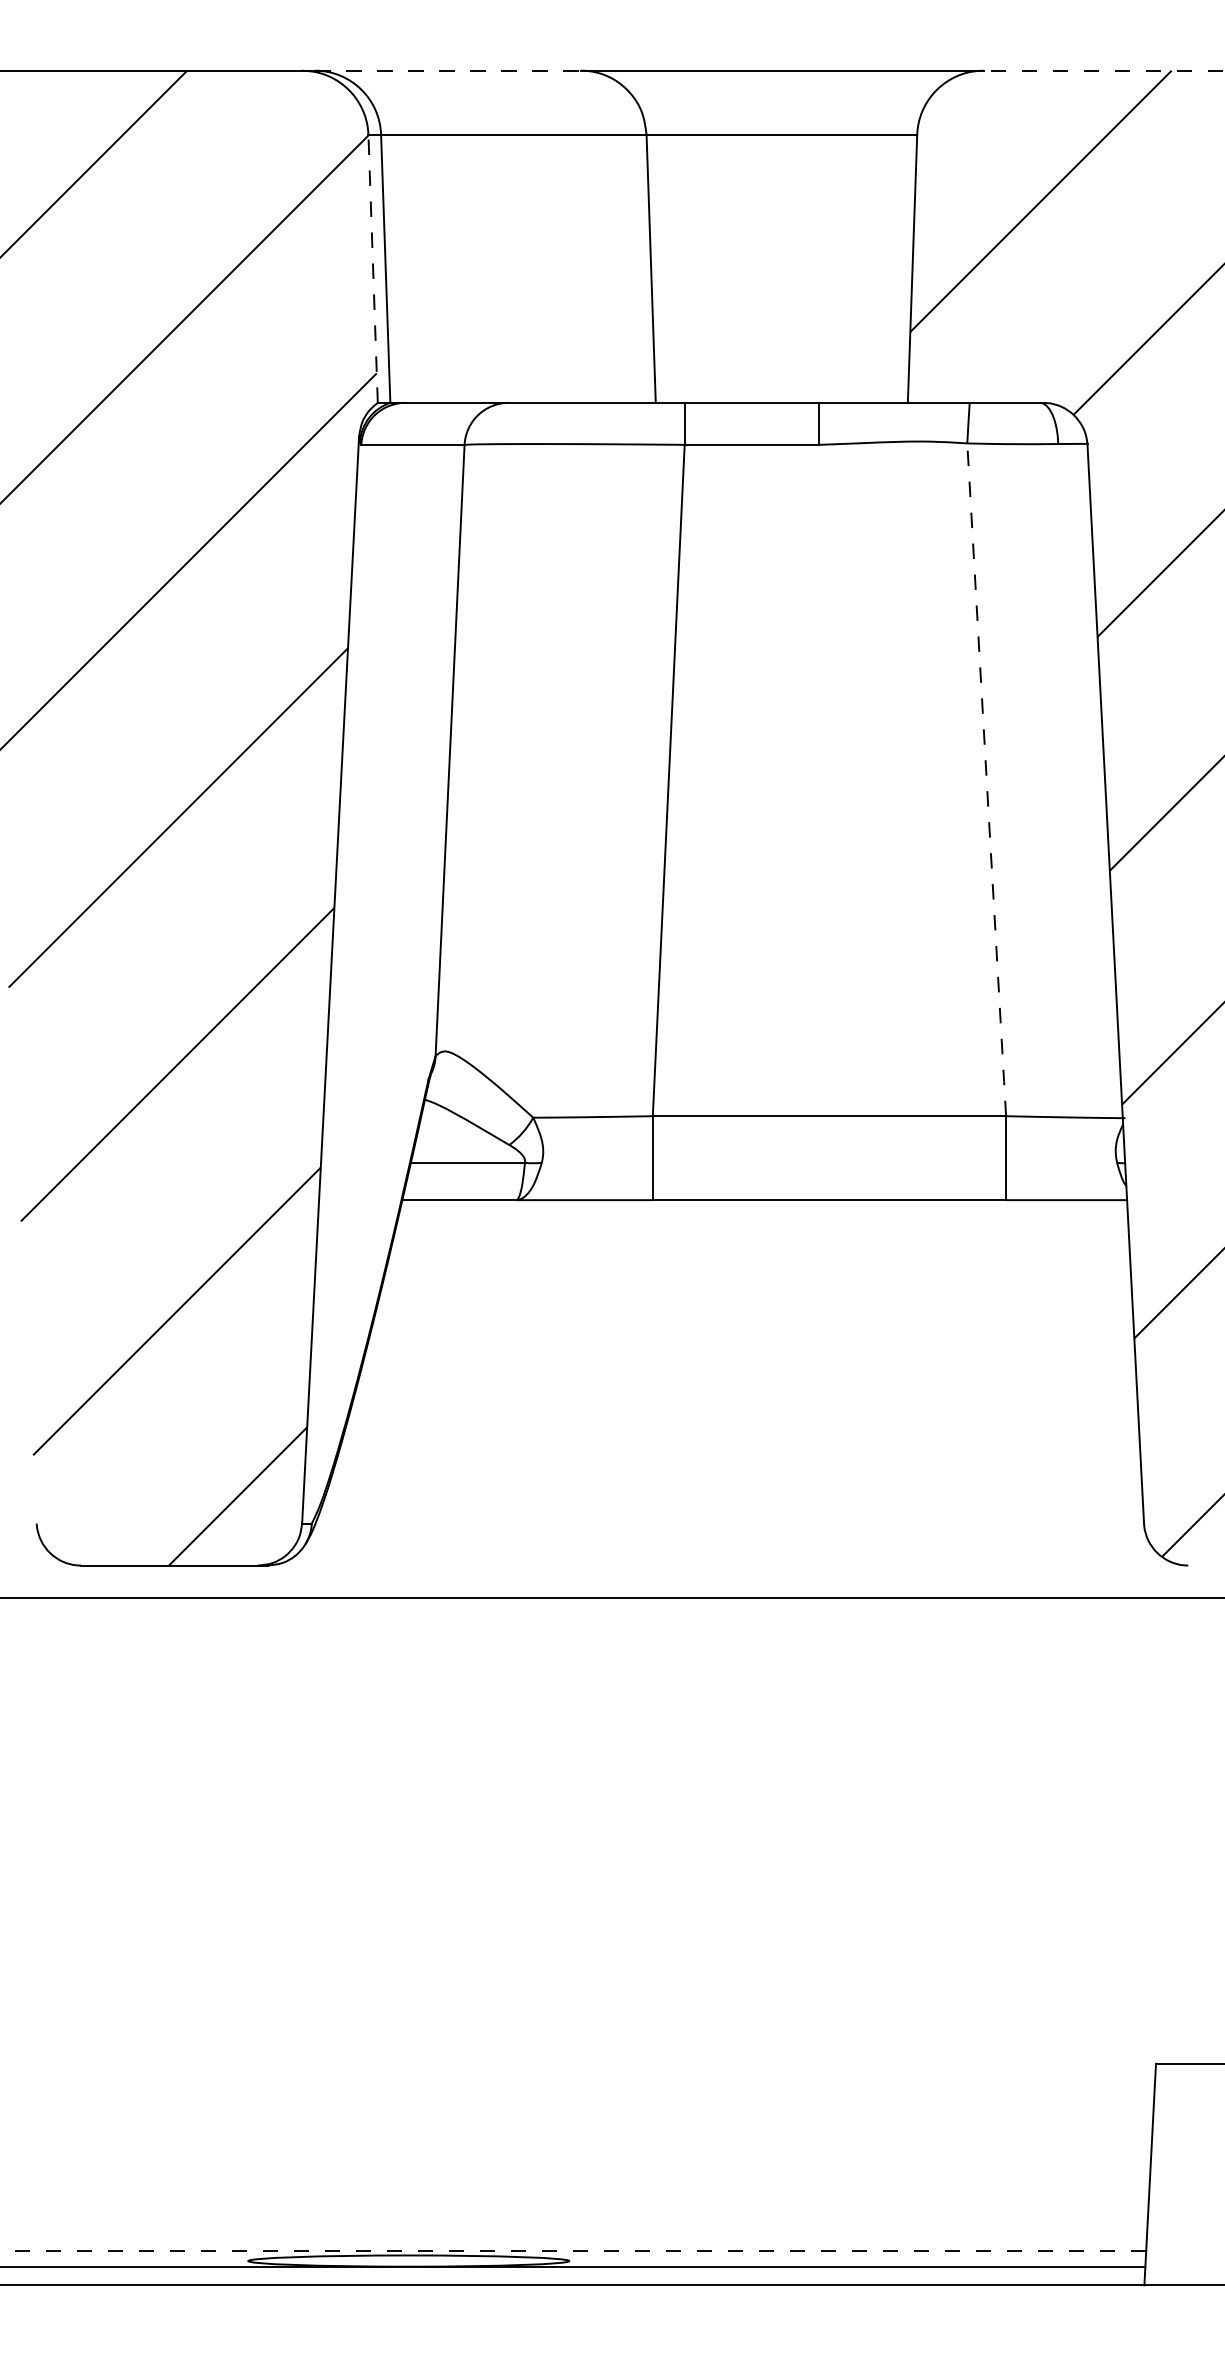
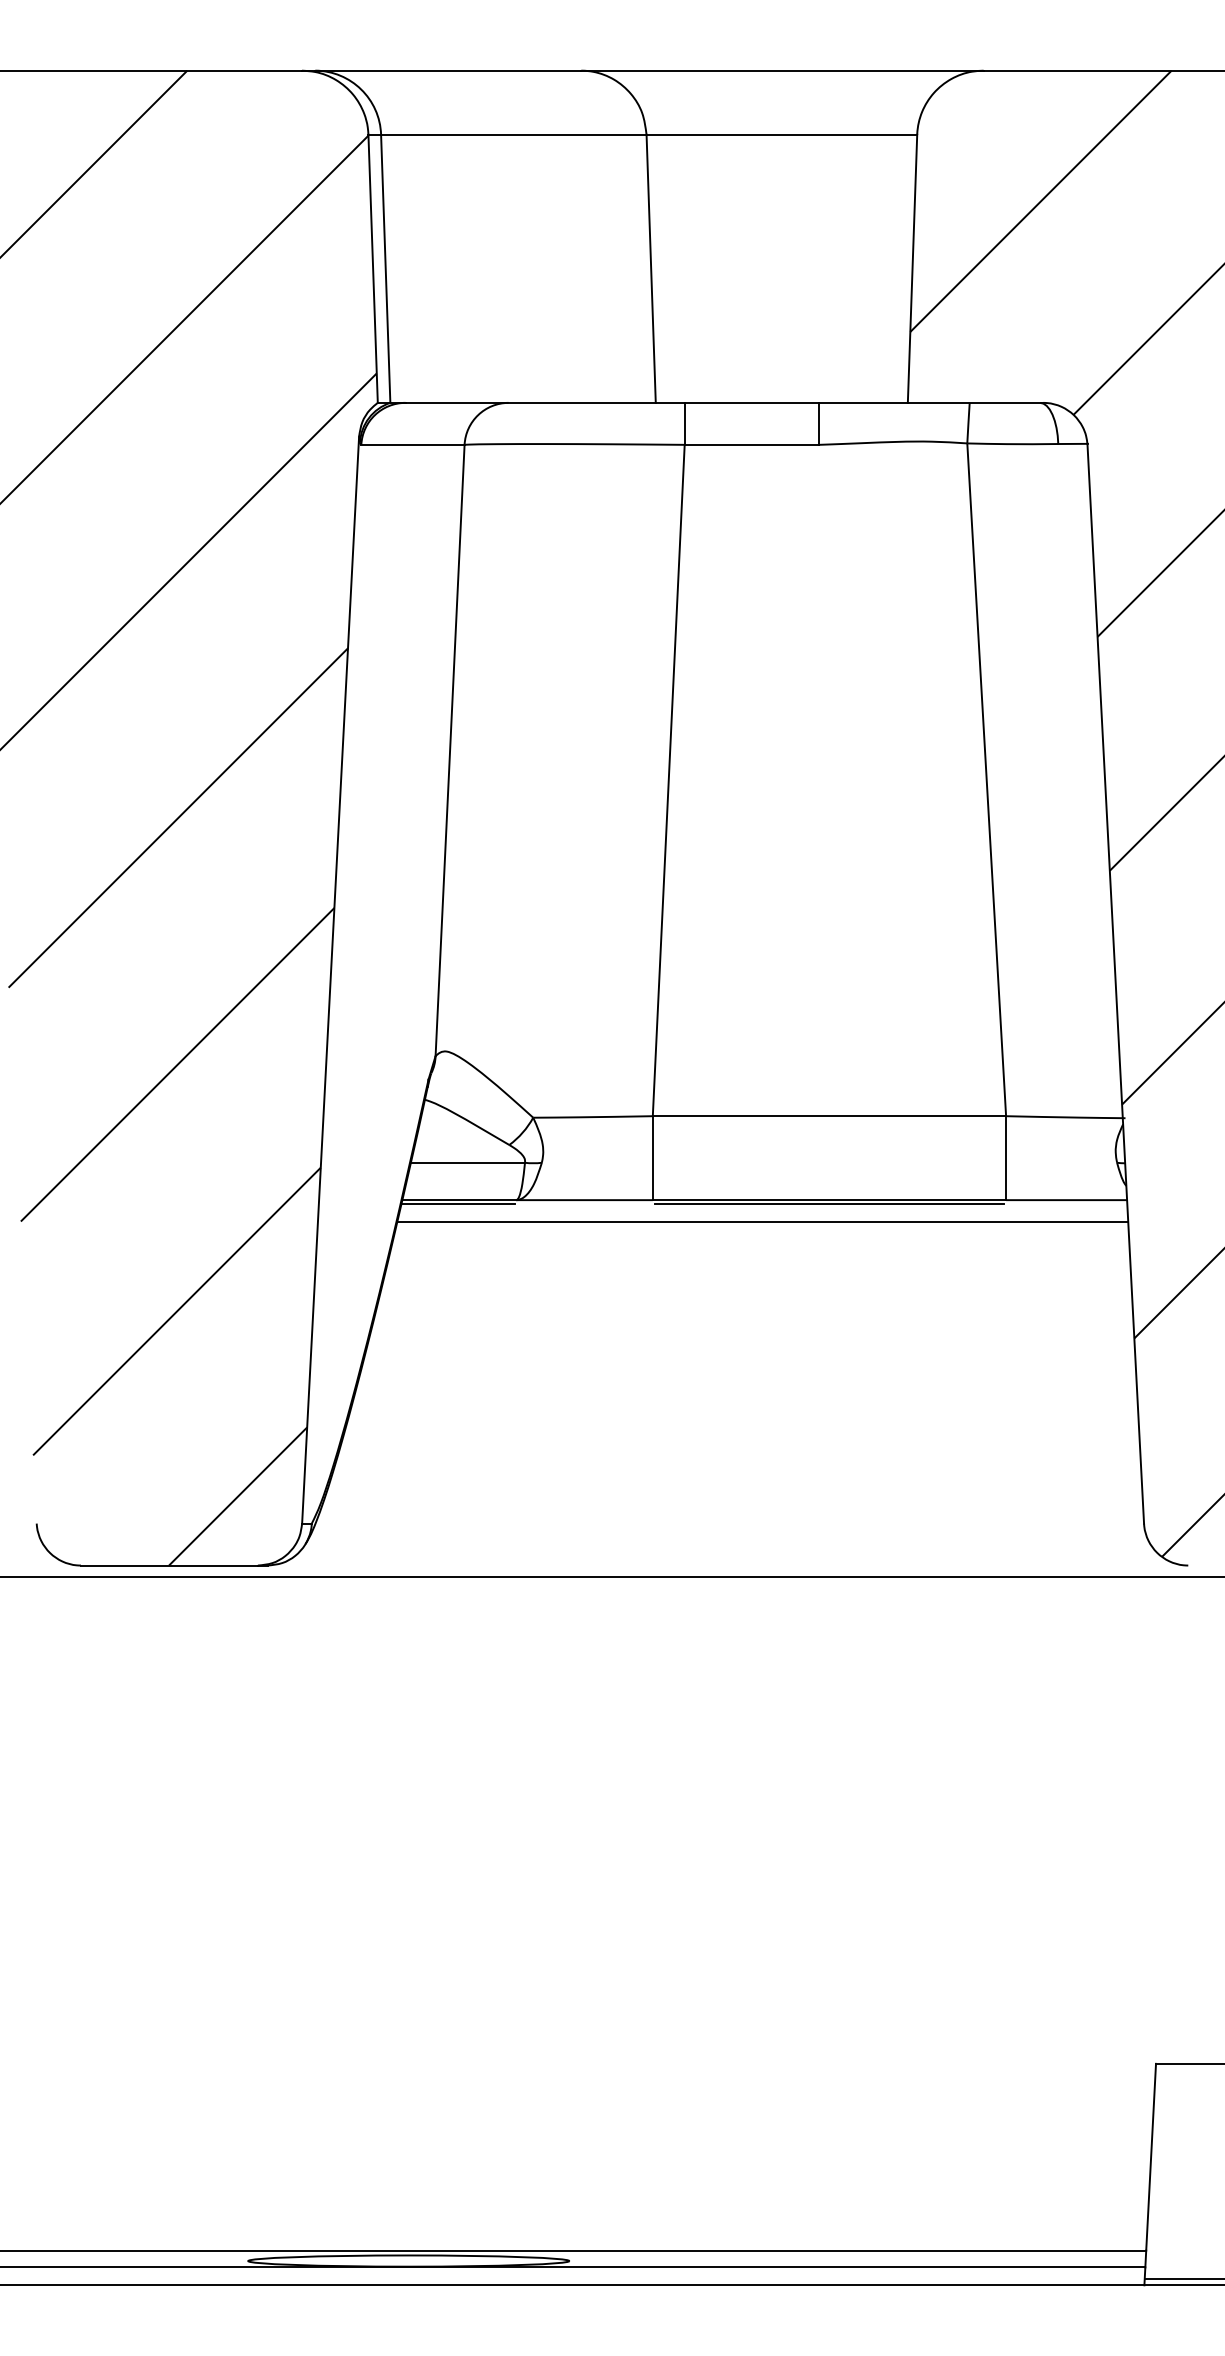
line: dashed -> solid (448, 70)
line: dashed -> solid (1103, 70)
line: dashed -> solid (373, 268)
line: dashed -> solid (986, 780)
line: none -> present (457, 1203)
line: none -> present (829, 1203)
line: none -> present (762, 1222)
line position: (611, 1597) -> (611, 1576) (611, 1576)
line: dashed -> solid (573, 2250)
line: none -> present (1182, 2279)
